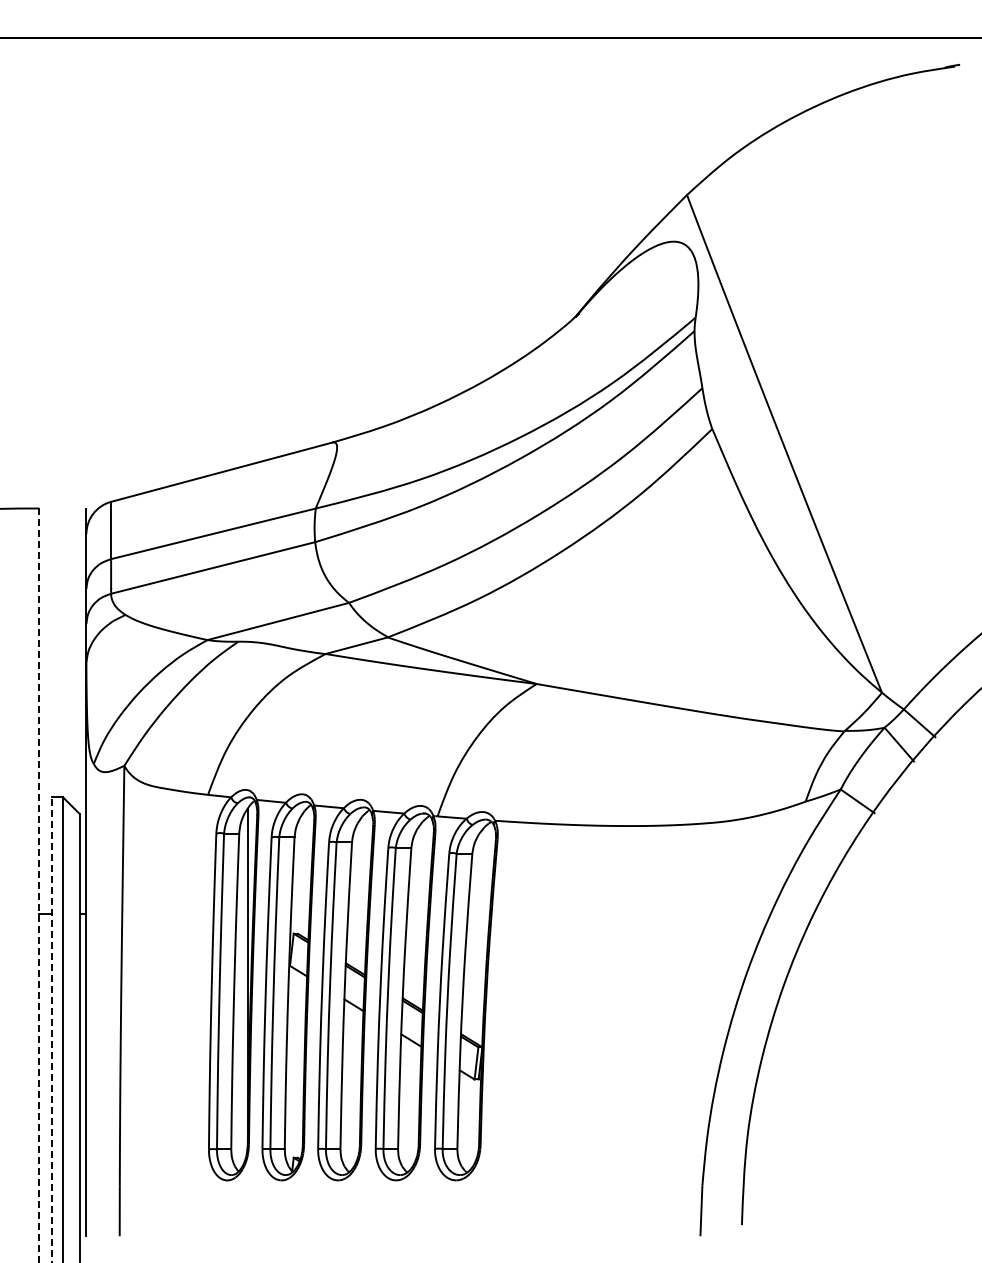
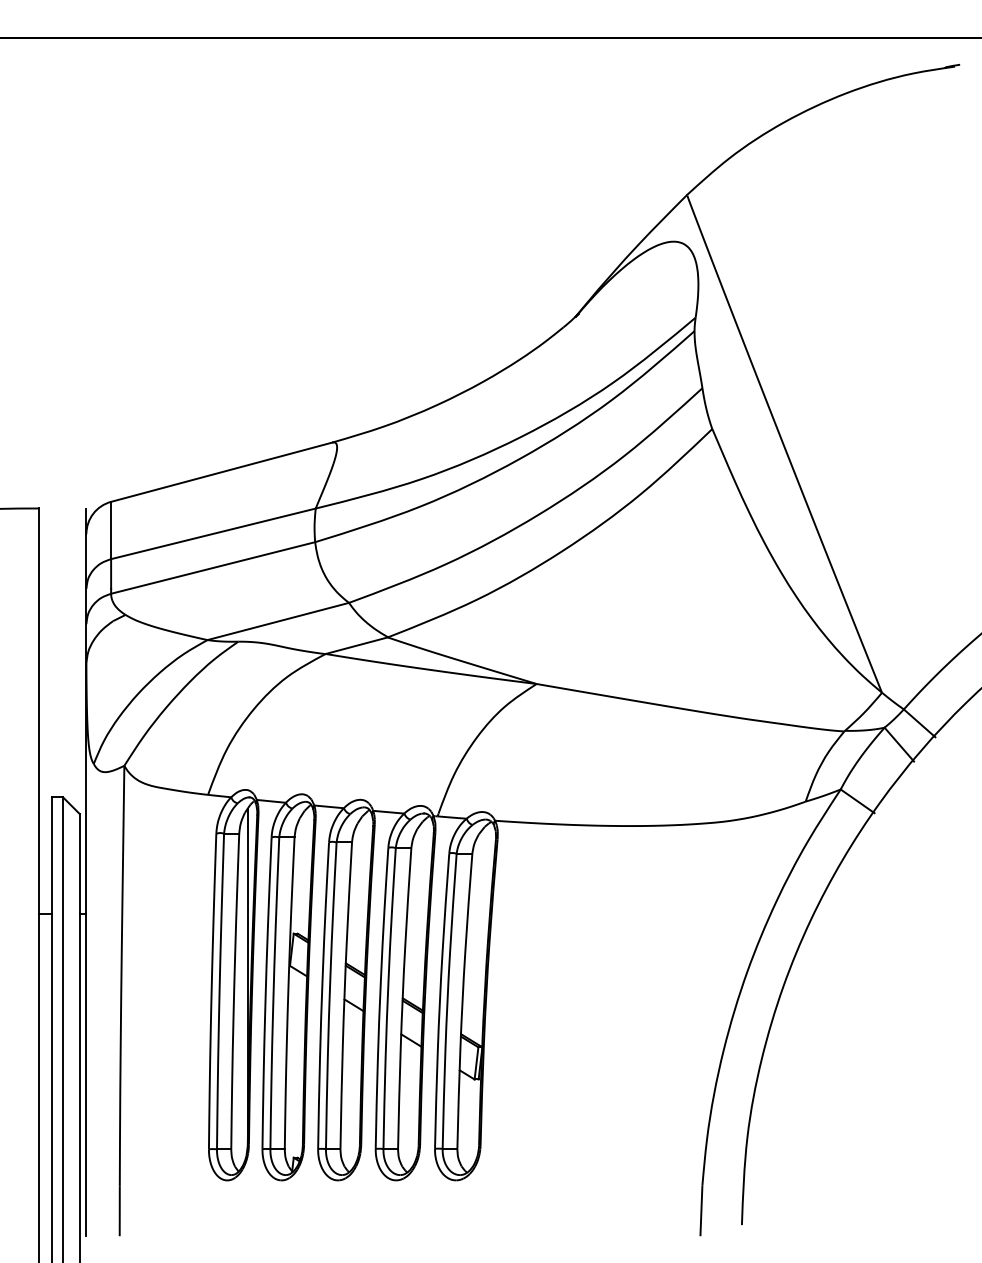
line: dashed -> solid (39, 885)
line: dashed -> solid (51, 1029)
